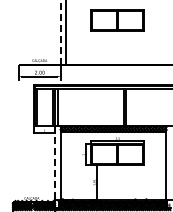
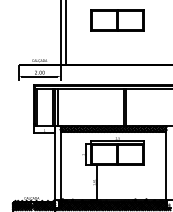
line: dashed -> solid (61, 33)
line: dashed -> solid (55, 163)
